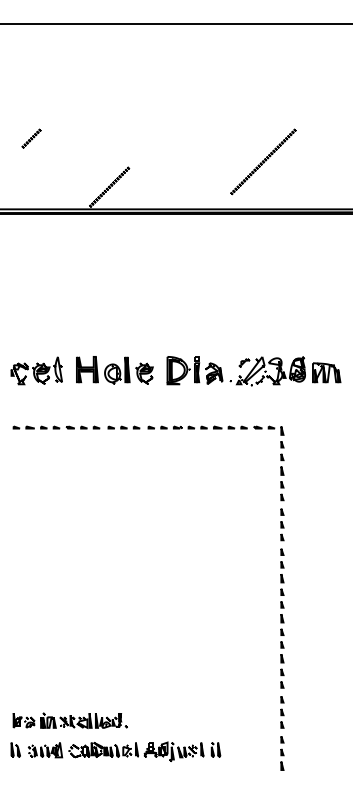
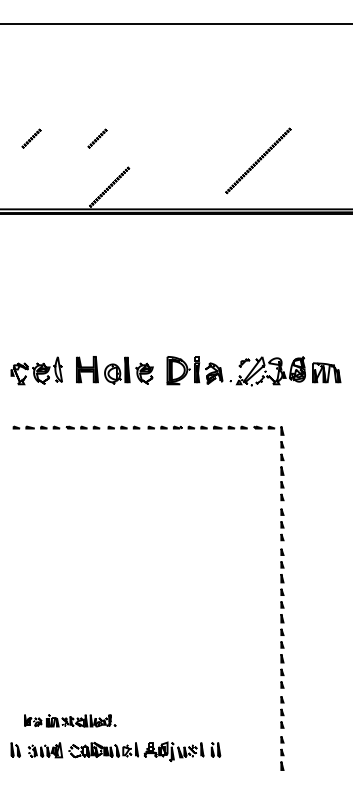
line: none -> present (97, 138)
line position: (263, 161) -> (258, 160) (258, 160)
part size: 116x18 px -> 93x14 px (70, 720)
